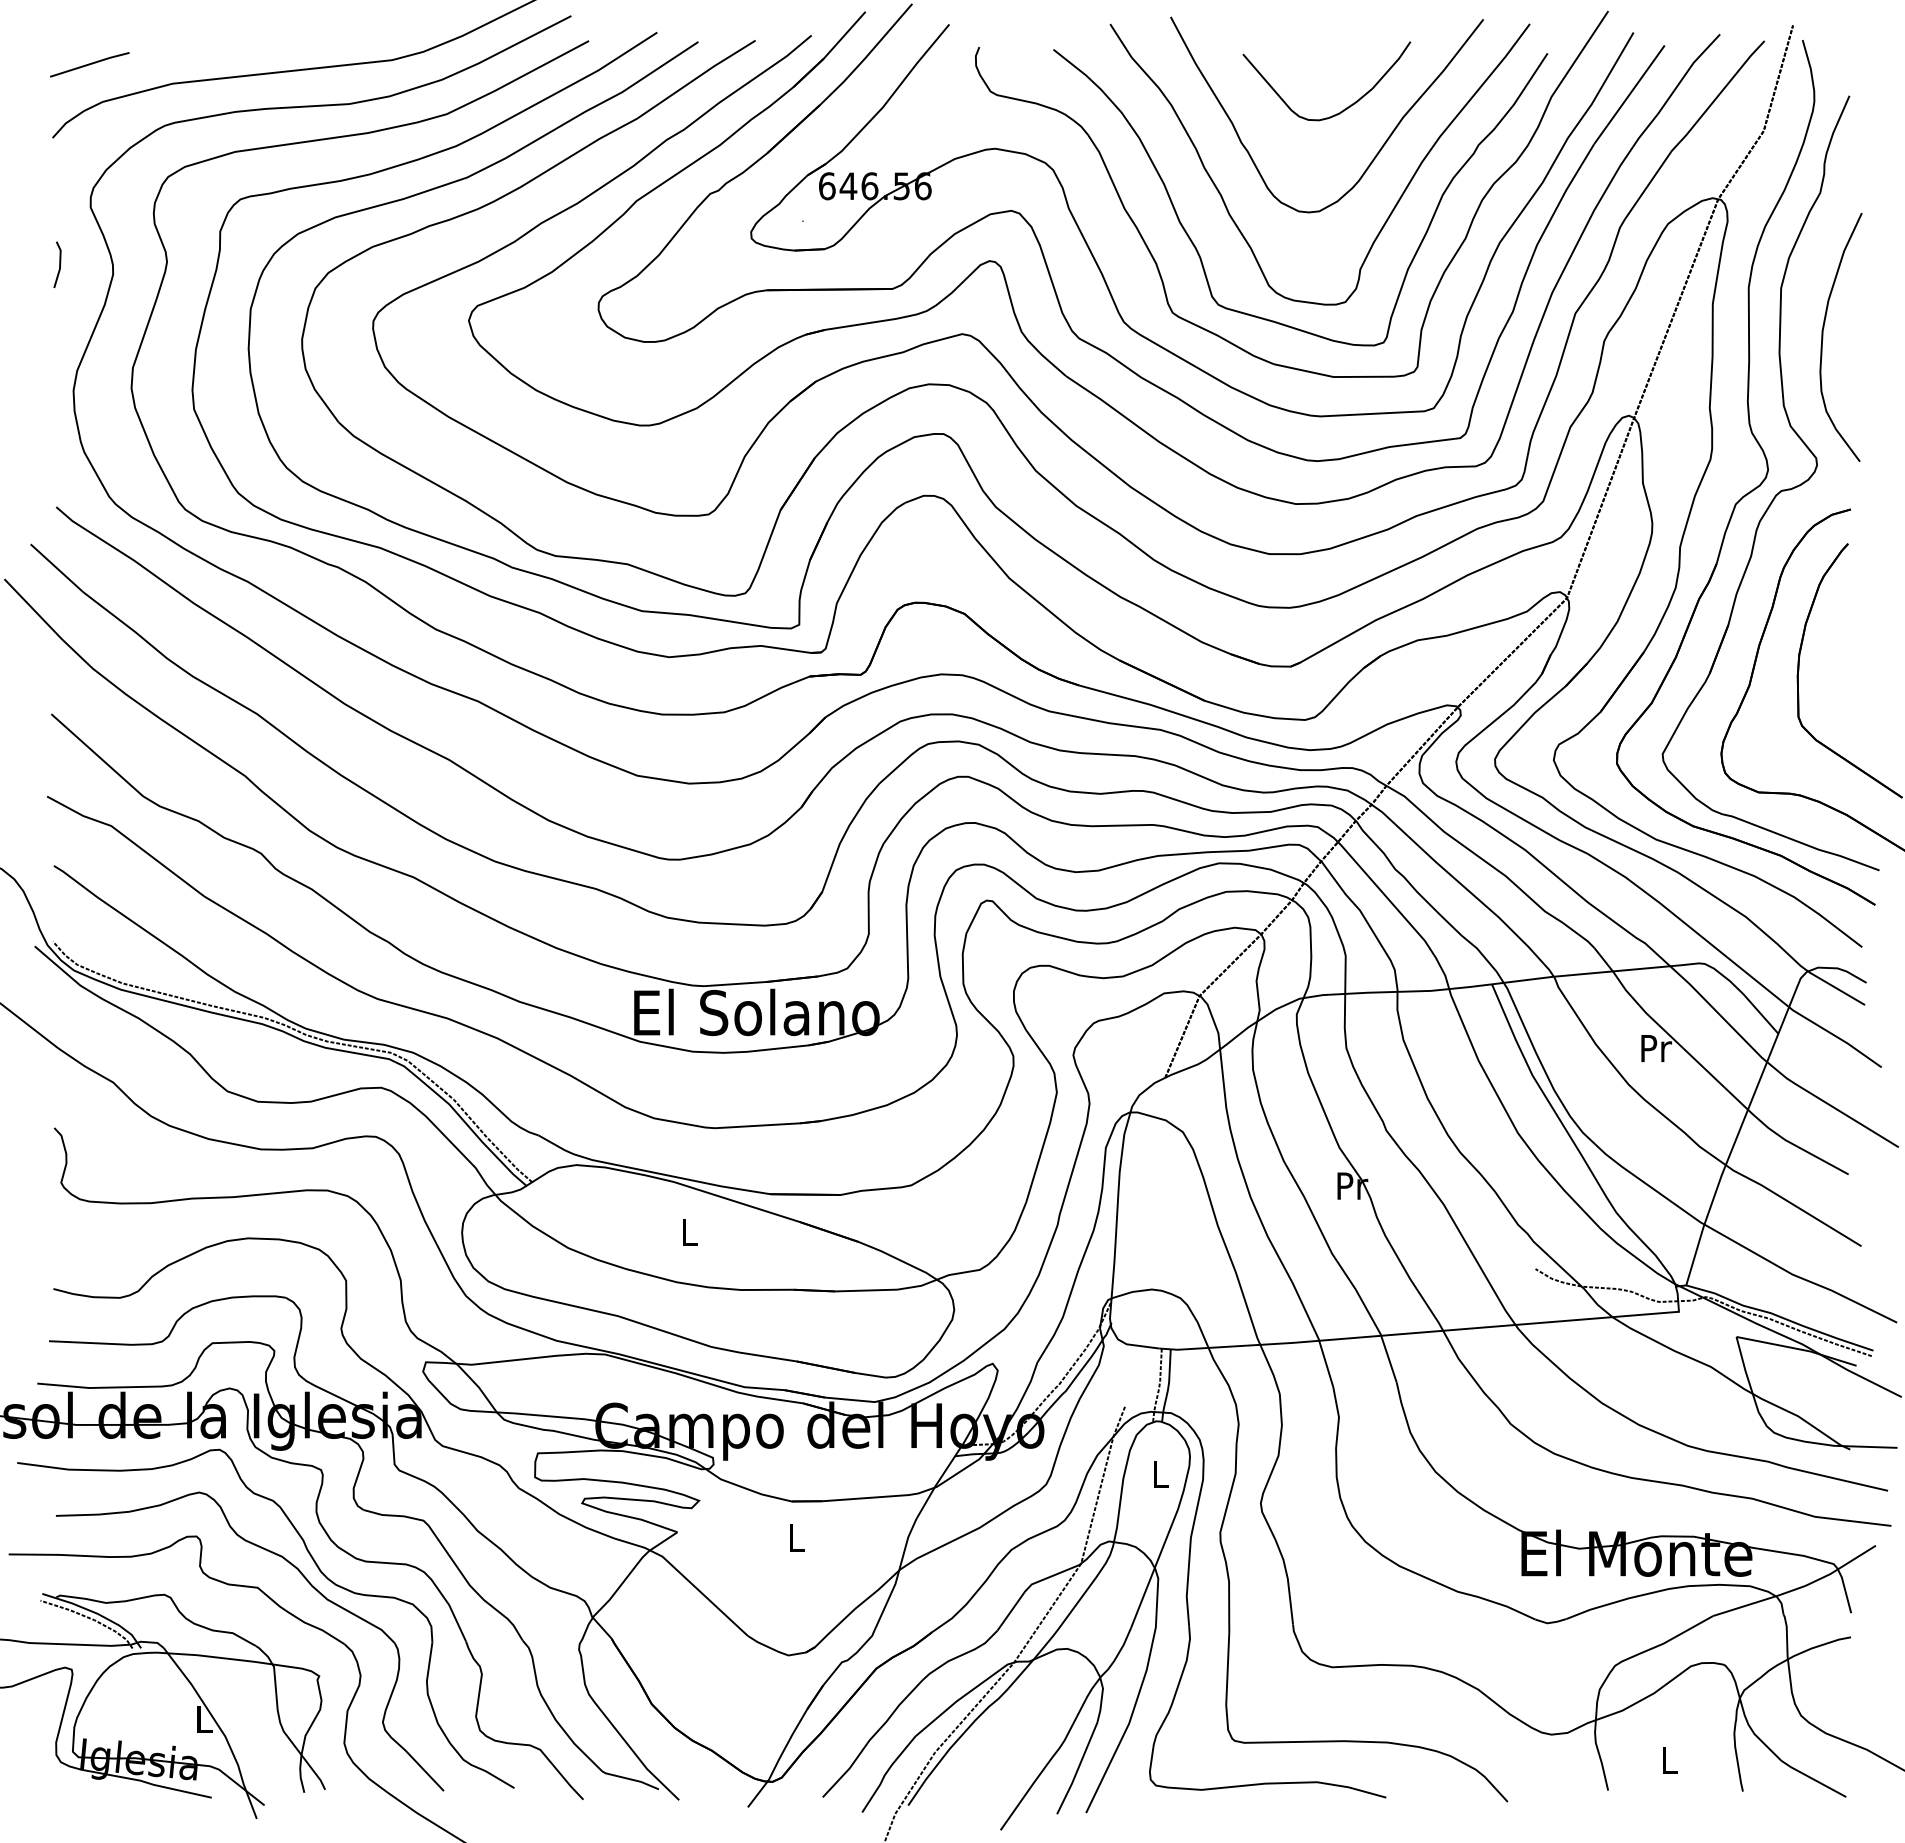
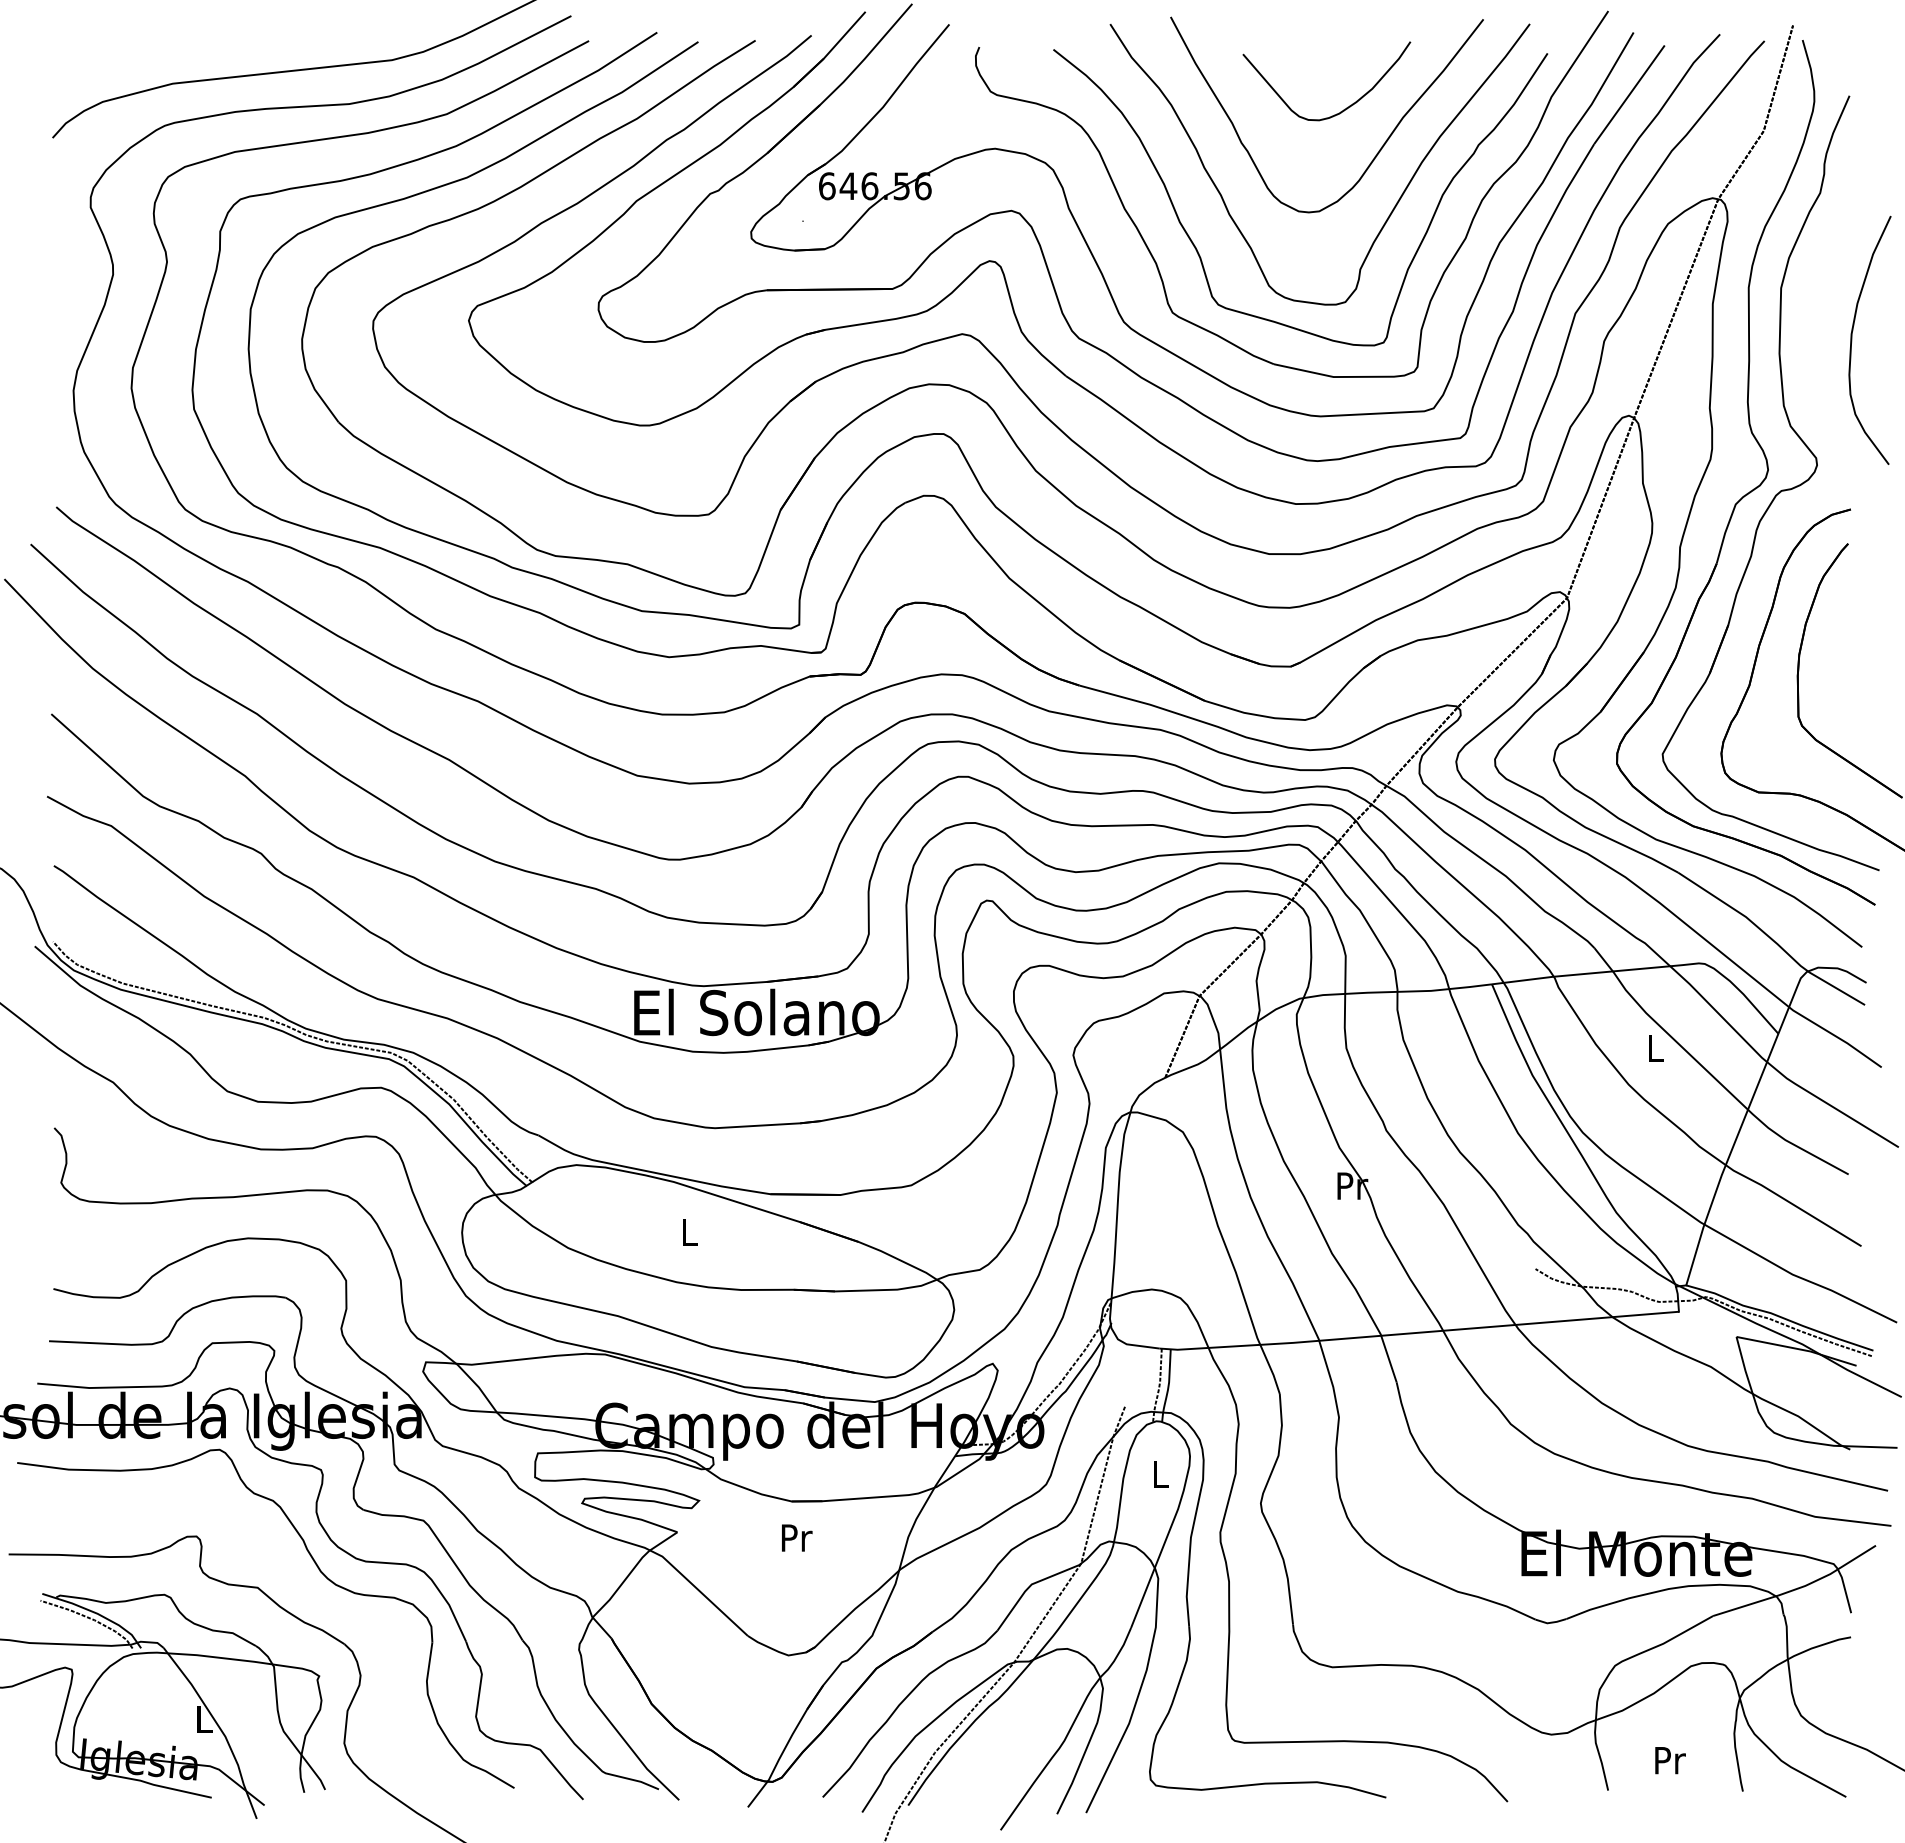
line: present -> none (89, 64)
line: present -> none (59, 264)
curve position: (1823, 336) -> (1852, 339) (1852, 339)
text: Pr -> L (1656, 1048)
text: L -> Pr (797, 1537)
part: present -> none (308, 1583)
text: L -> Pr (1670, 1760)
